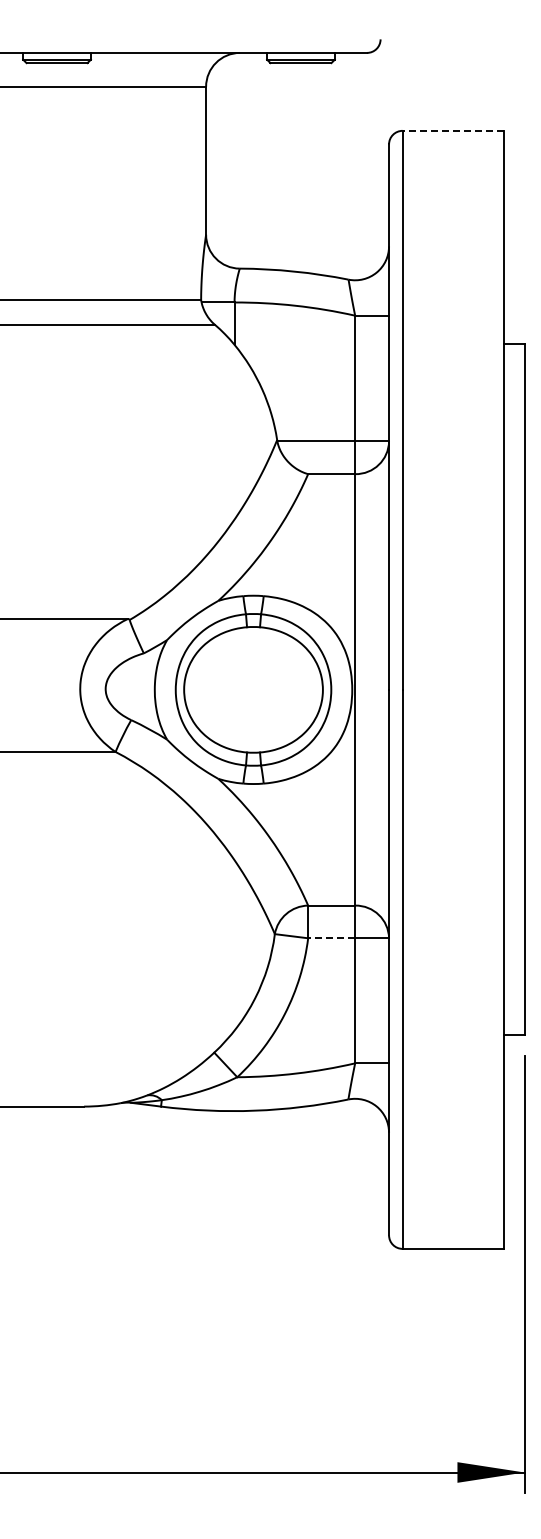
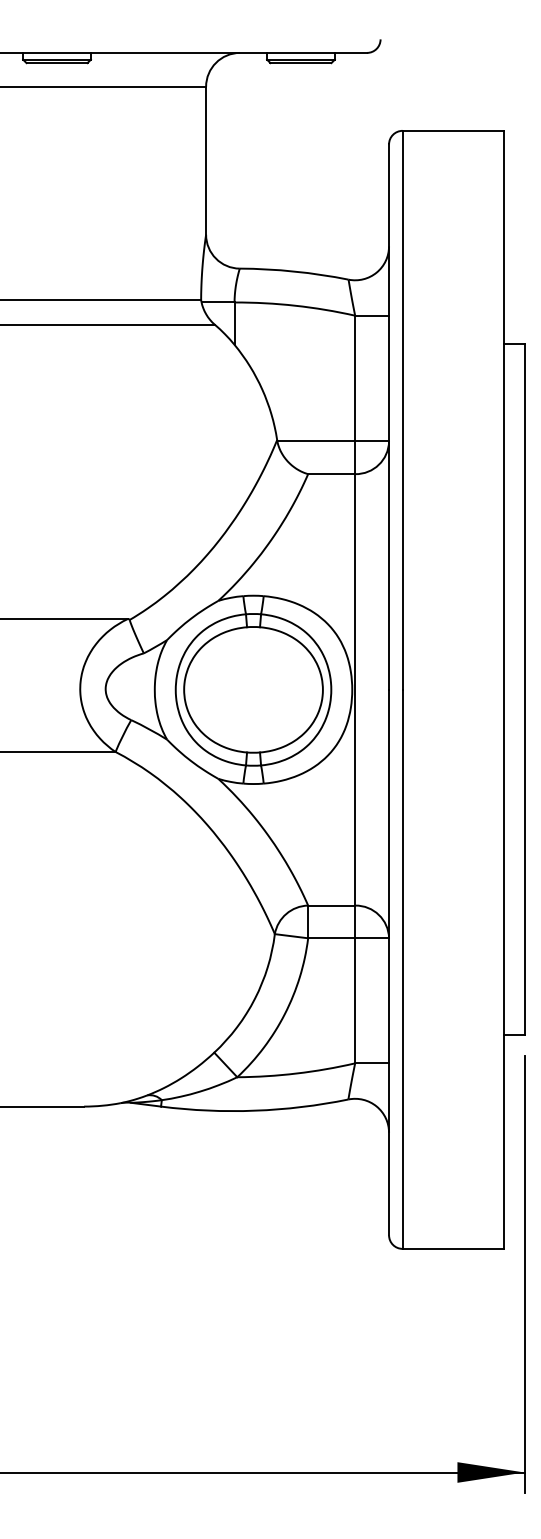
line: dashed -> solid (453, 130)
line: dashed -> solid (331, 938)
